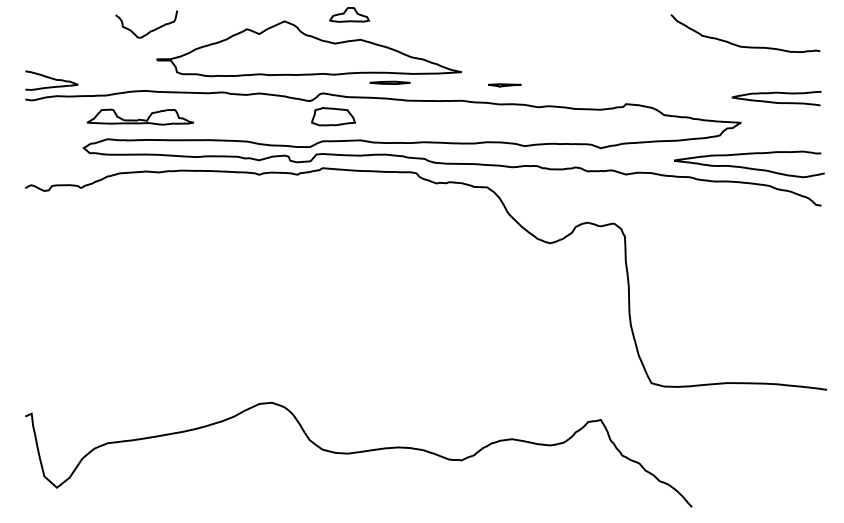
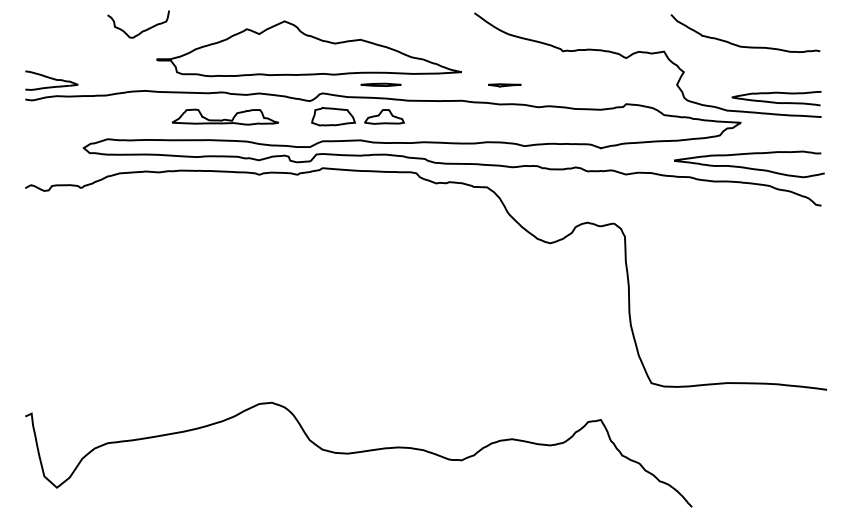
part position: (349, 14) -> (384, 116) (384, 116)
curve position: (150, 30) -> (142, 30) (142, 30)
curve: none -> present (649, 54)
line position: (389, 82) -> (380, 84) (380, 84)
part position: (139, 116) -> (224, 116) (224, 116)
